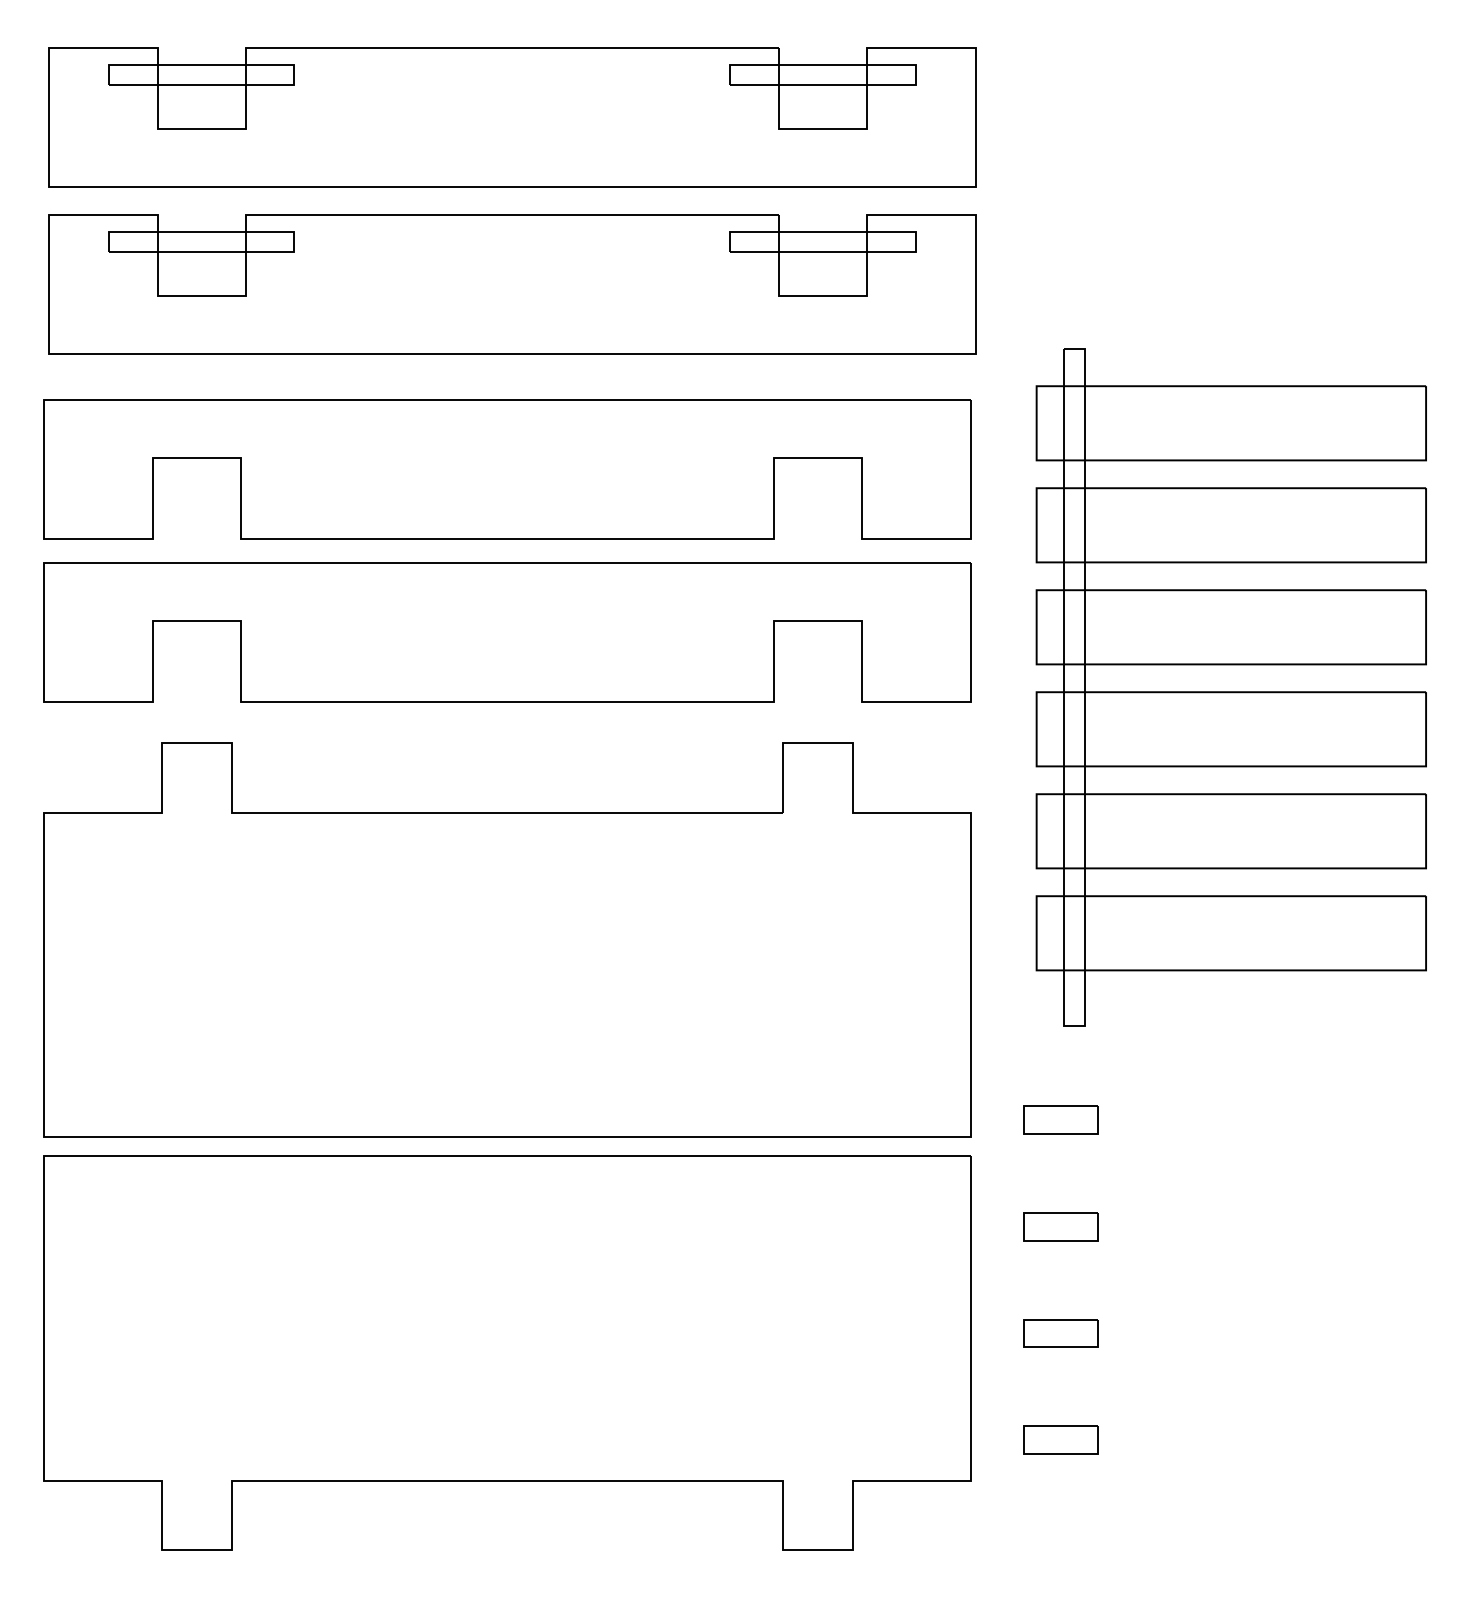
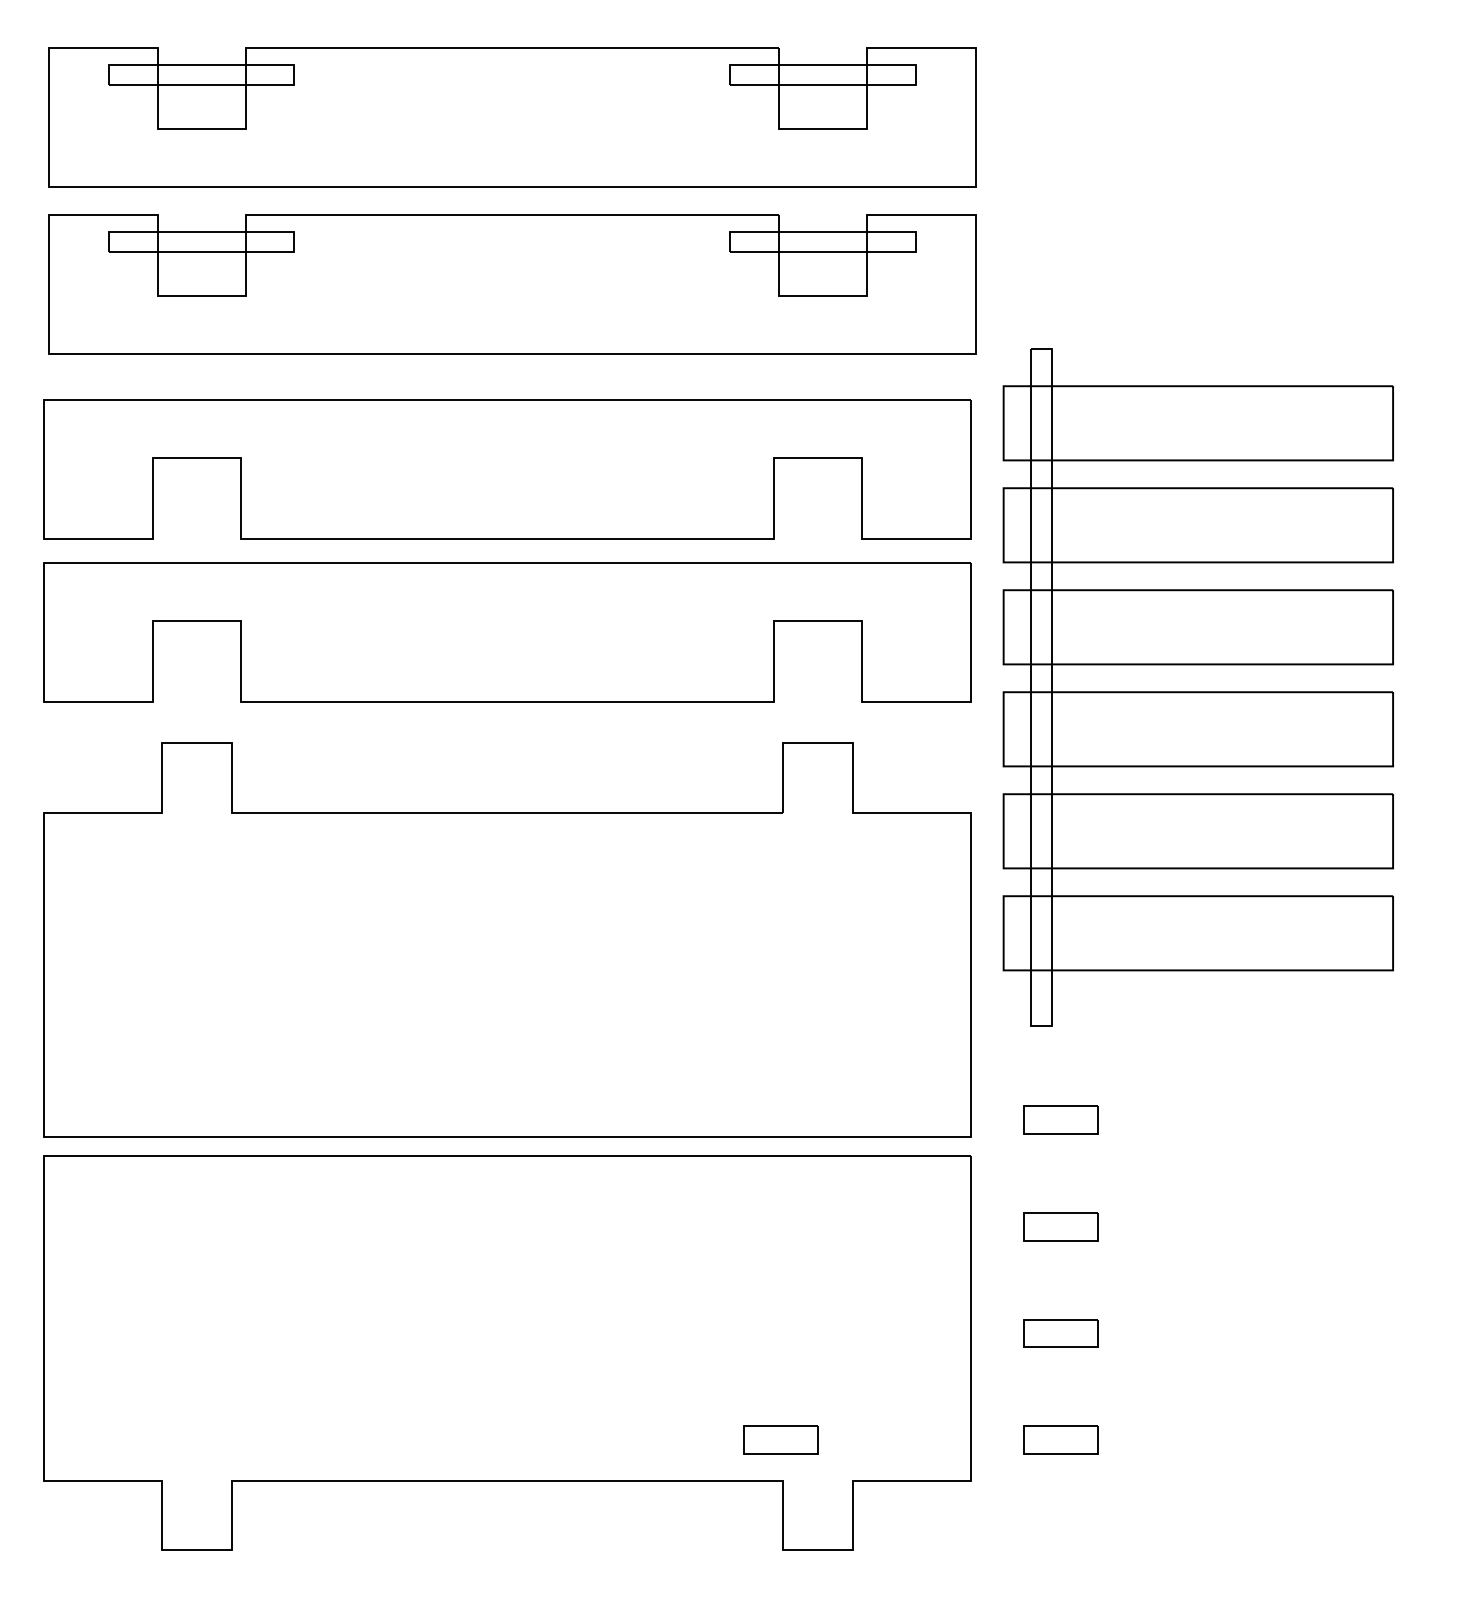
part position: (1230, 687) -> (1197, 687) (1197, 687)
part: none -> present (780, 1439)
